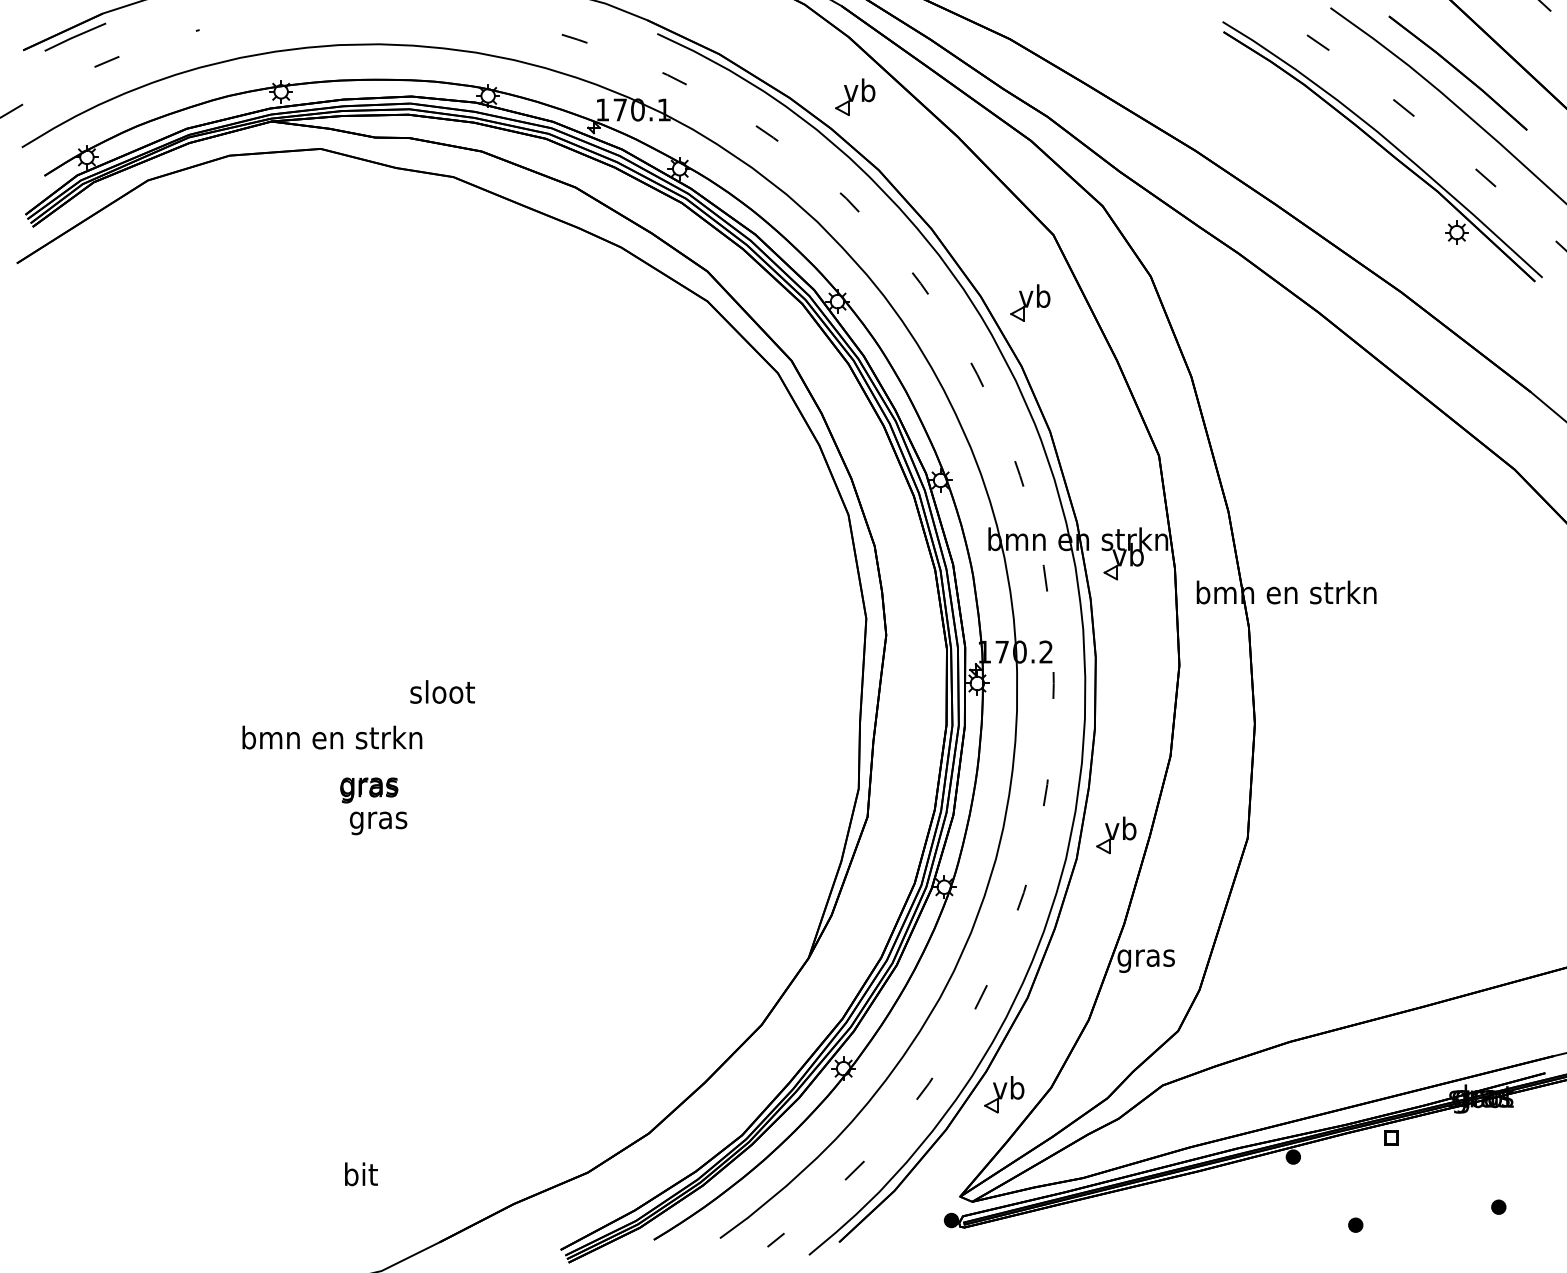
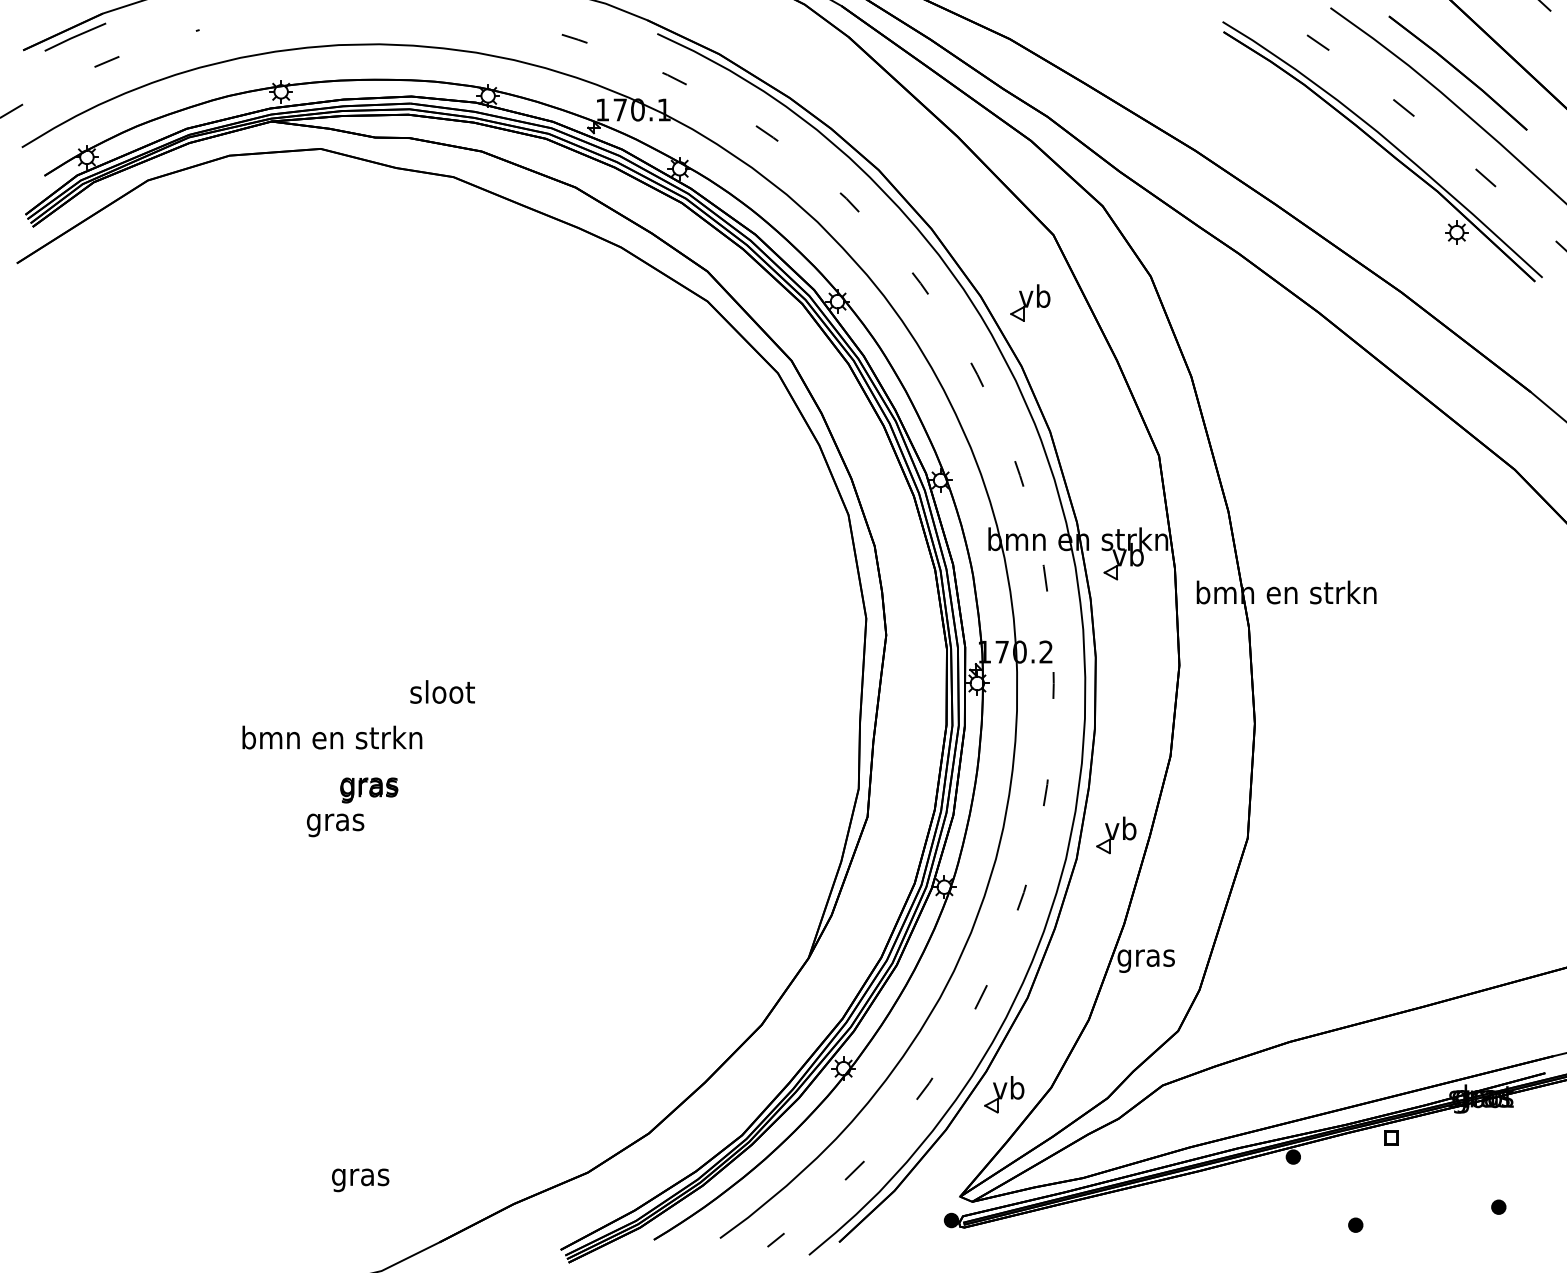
part: present -> none (855, 96)
text position: (378, 823) -> (335, 825) (335, 825)
text: bit -> gras (360, 1177)
